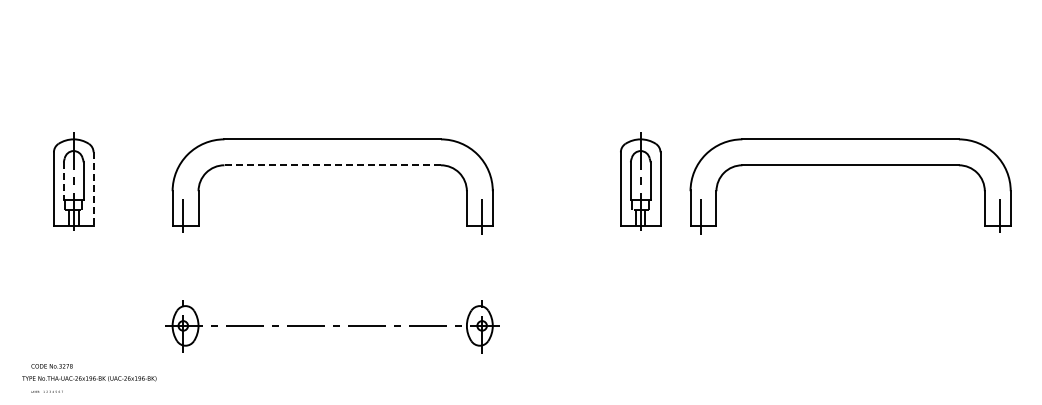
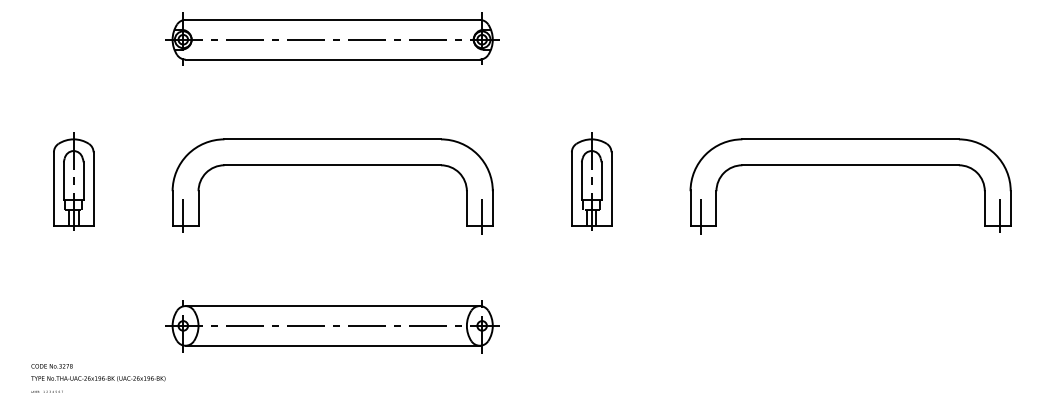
part: none -> present (332, 38)
line: dashed -> solid (332, 165)
line: dashed -> solid (63, 181)
part position: (640, 181) -> (591, 181) (591, 181)
line: dashed -> solid (93, 189)
line: none -> present (332, 306)
line: none -> present (332, 345)
text position: (89, 378) -> (98, 378) (98, 378)
